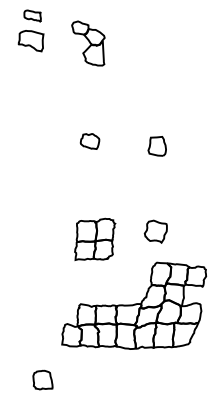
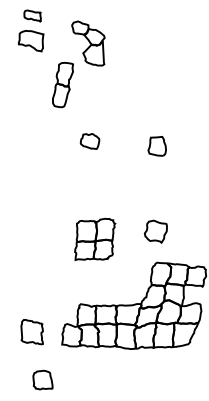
part: none -> present (62, 85)
part: none -> present (31, 332)
